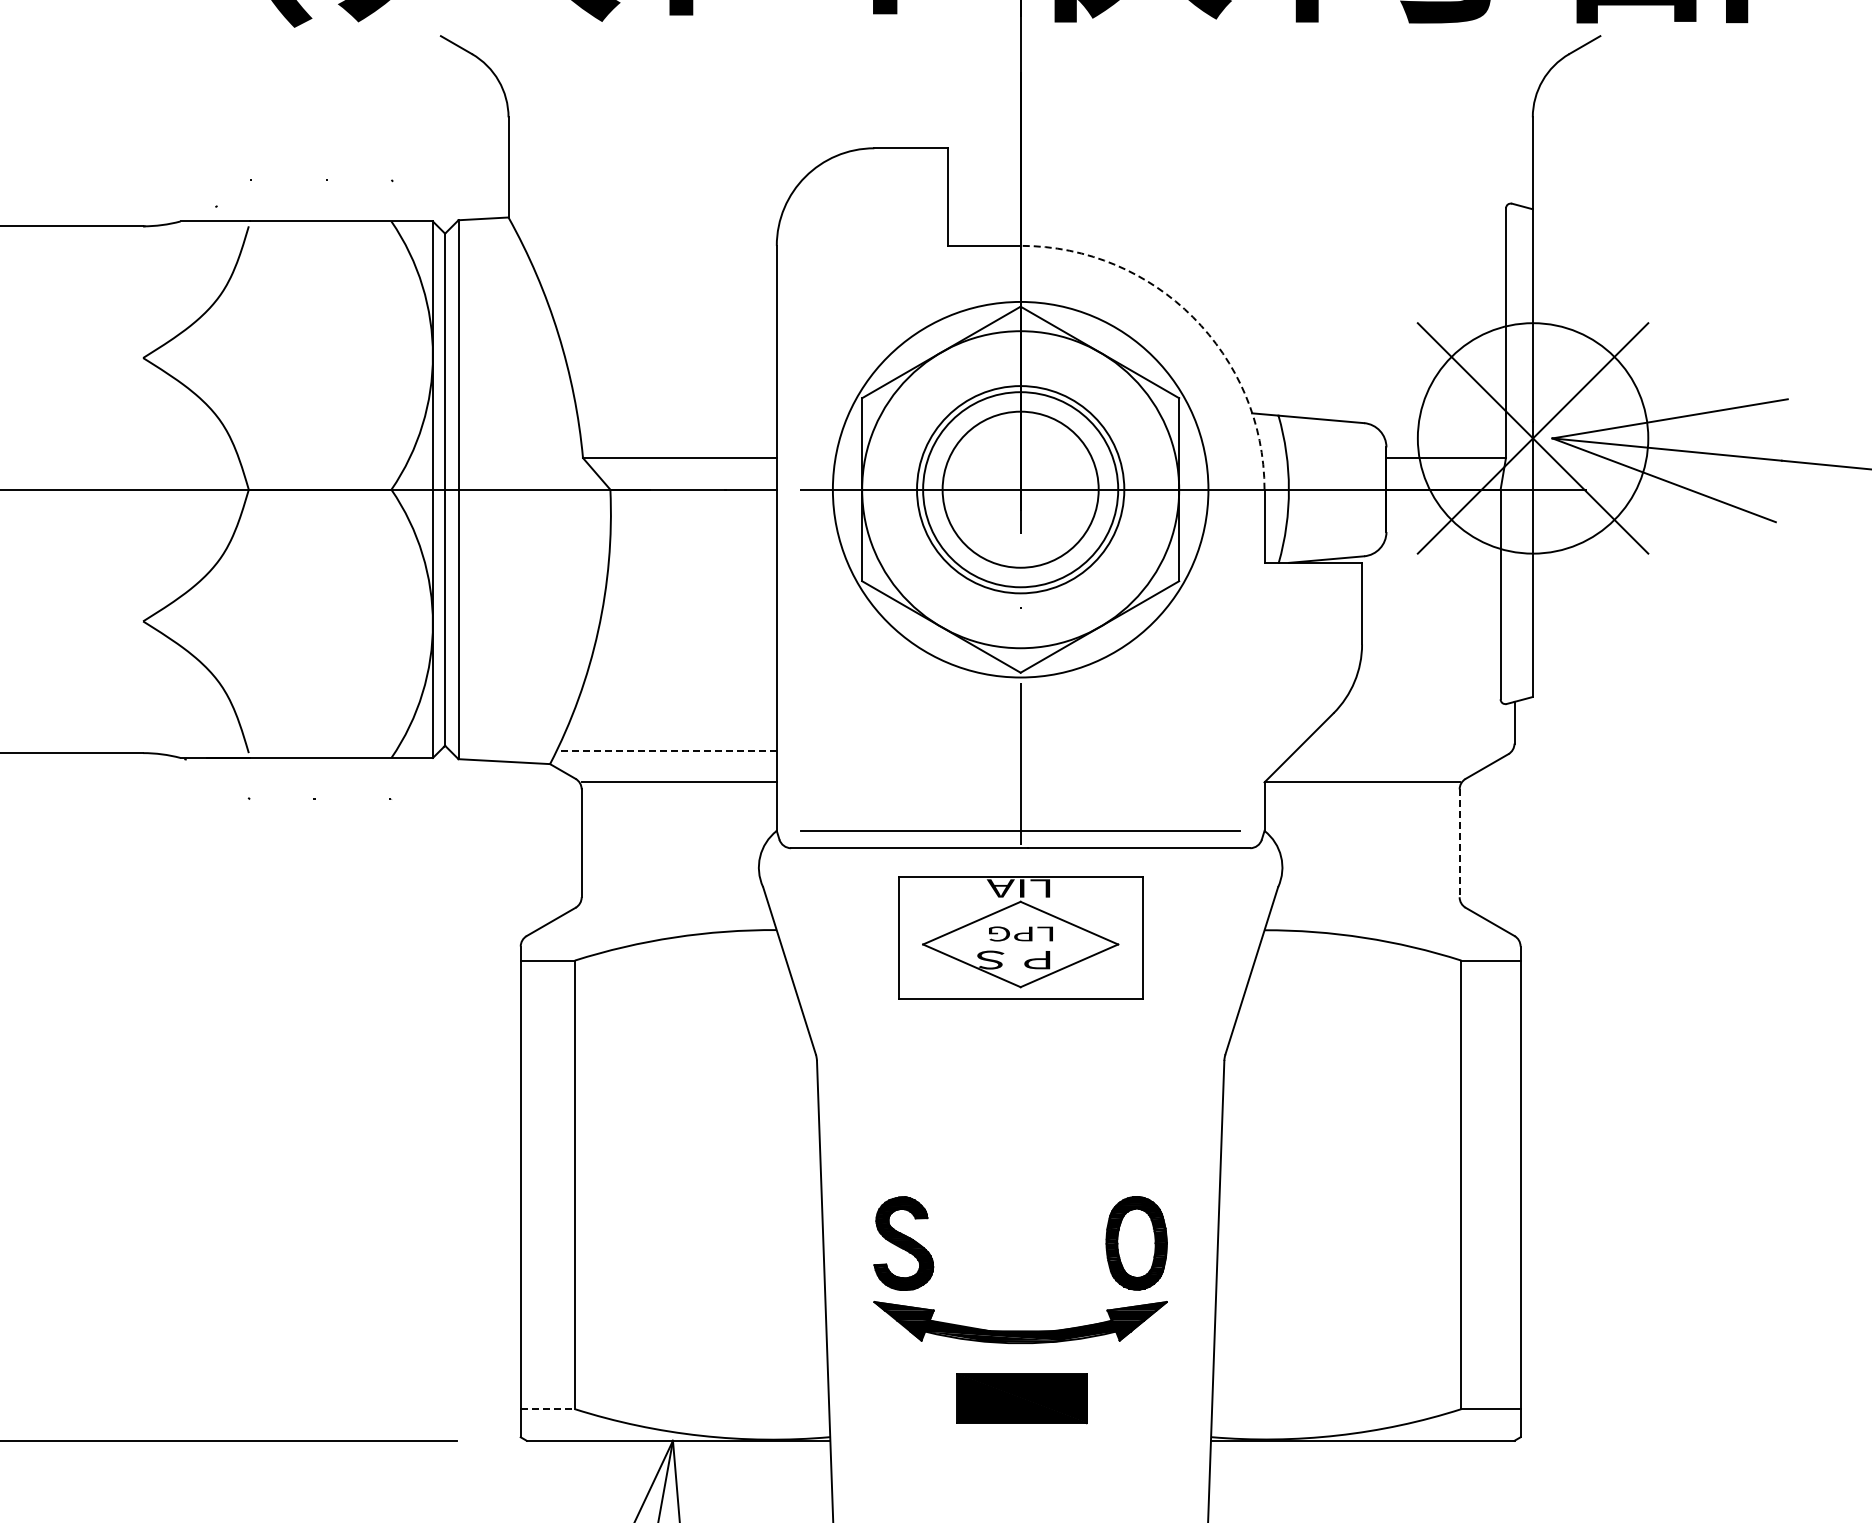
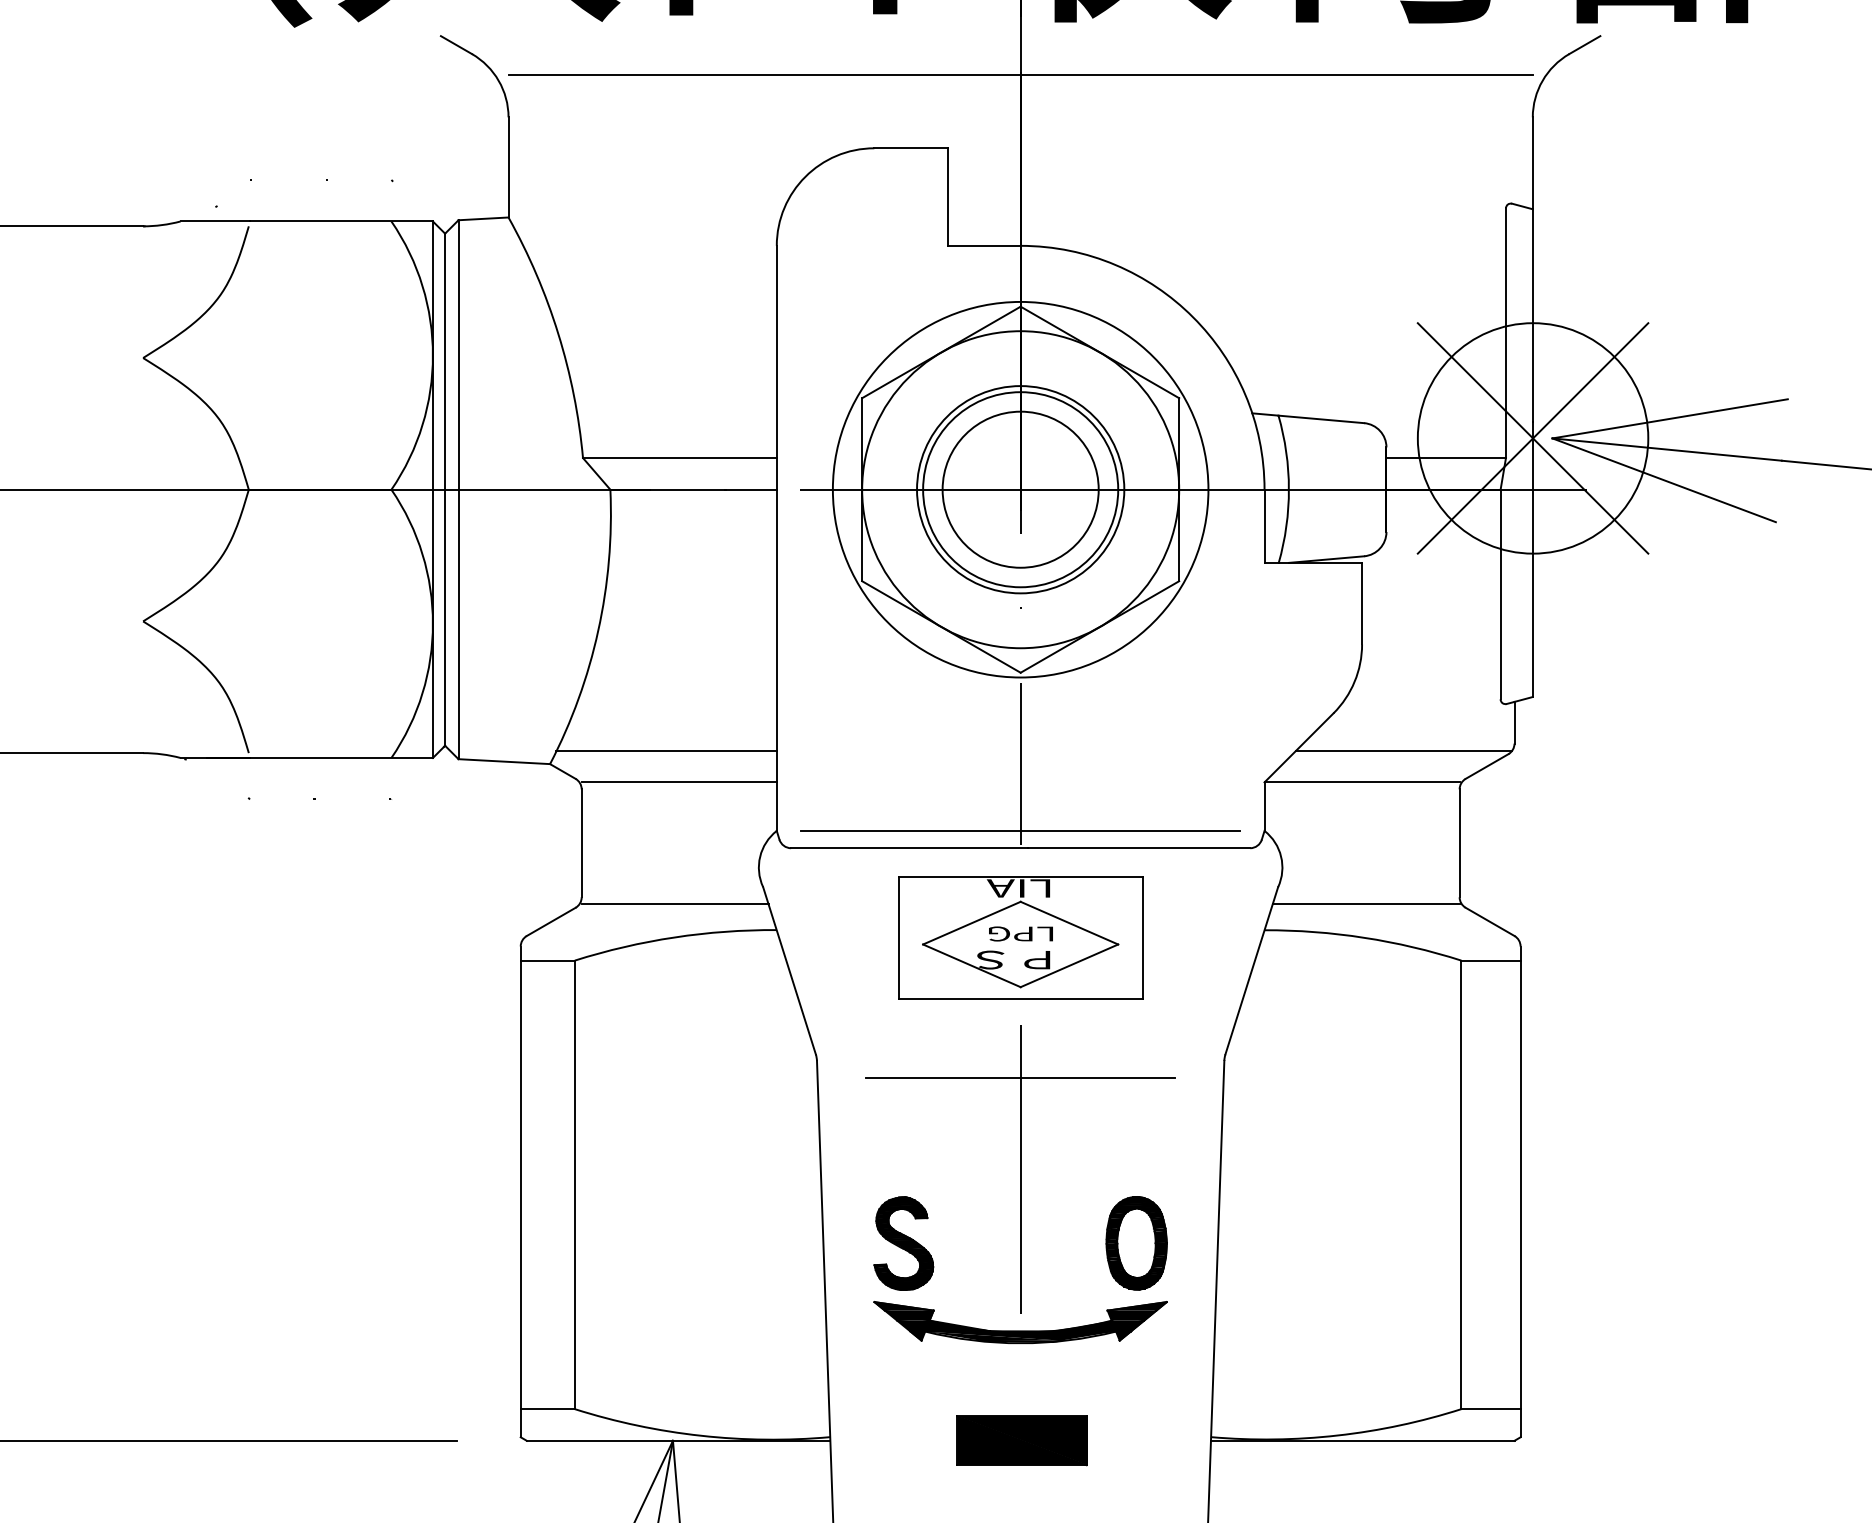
line: none -> present (1020, 75)
arc: dashed -> solid (1193, 317)
line: dashed -> solid (666, 750)
line: none -> present (1404, 750)
line: dashed -> solid (1459, 843)
line: none -> present (674, 904)
line: none -> present (1365, 904)
part: none -> present (1020, 1169)
part position: (1021, 1398) -> (1021, 1440) (1021, 1440)
line: dashed -> solid (548, 1409)
